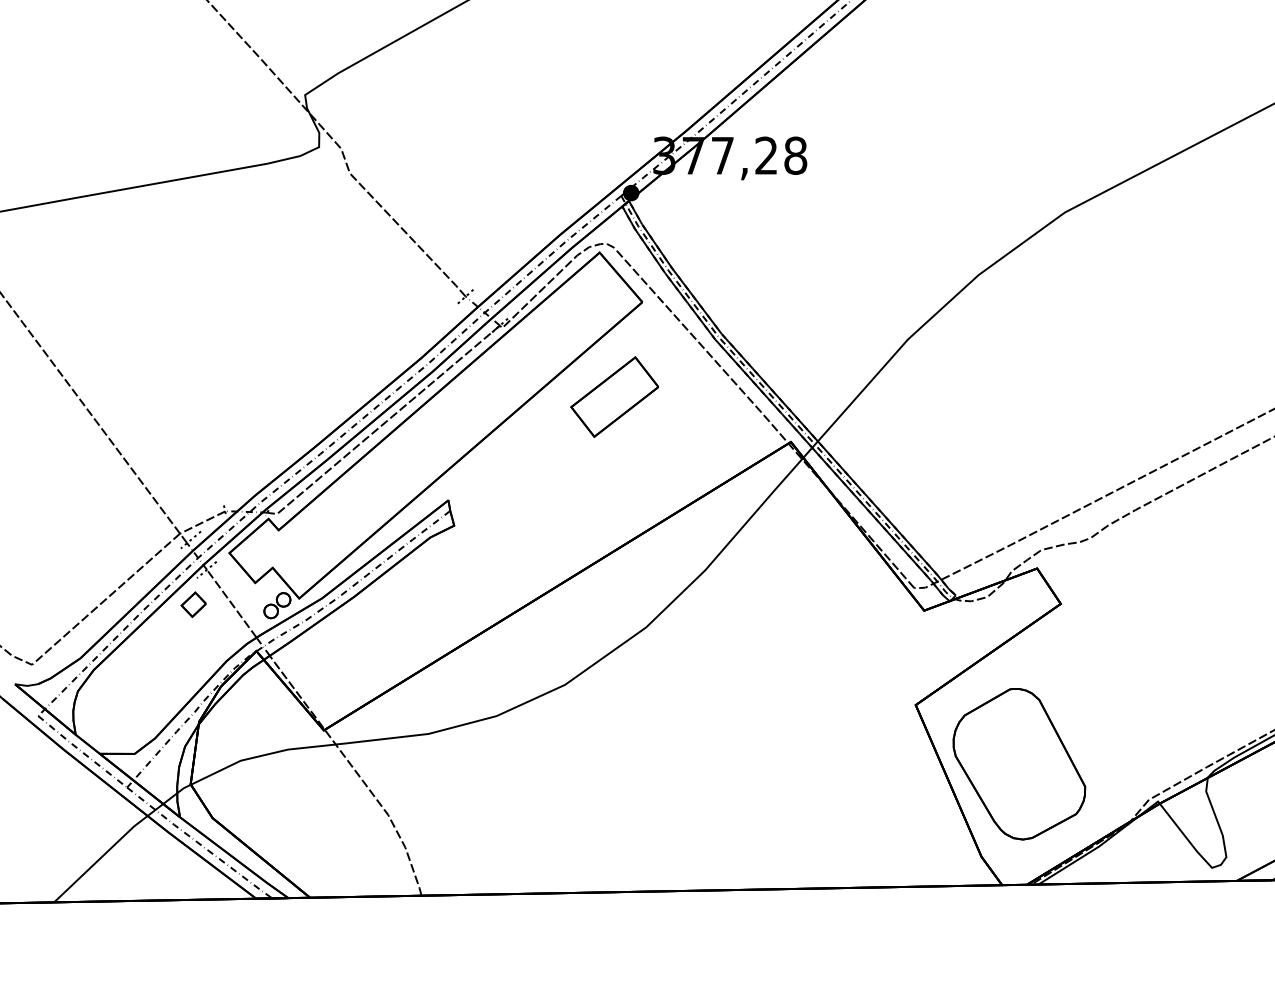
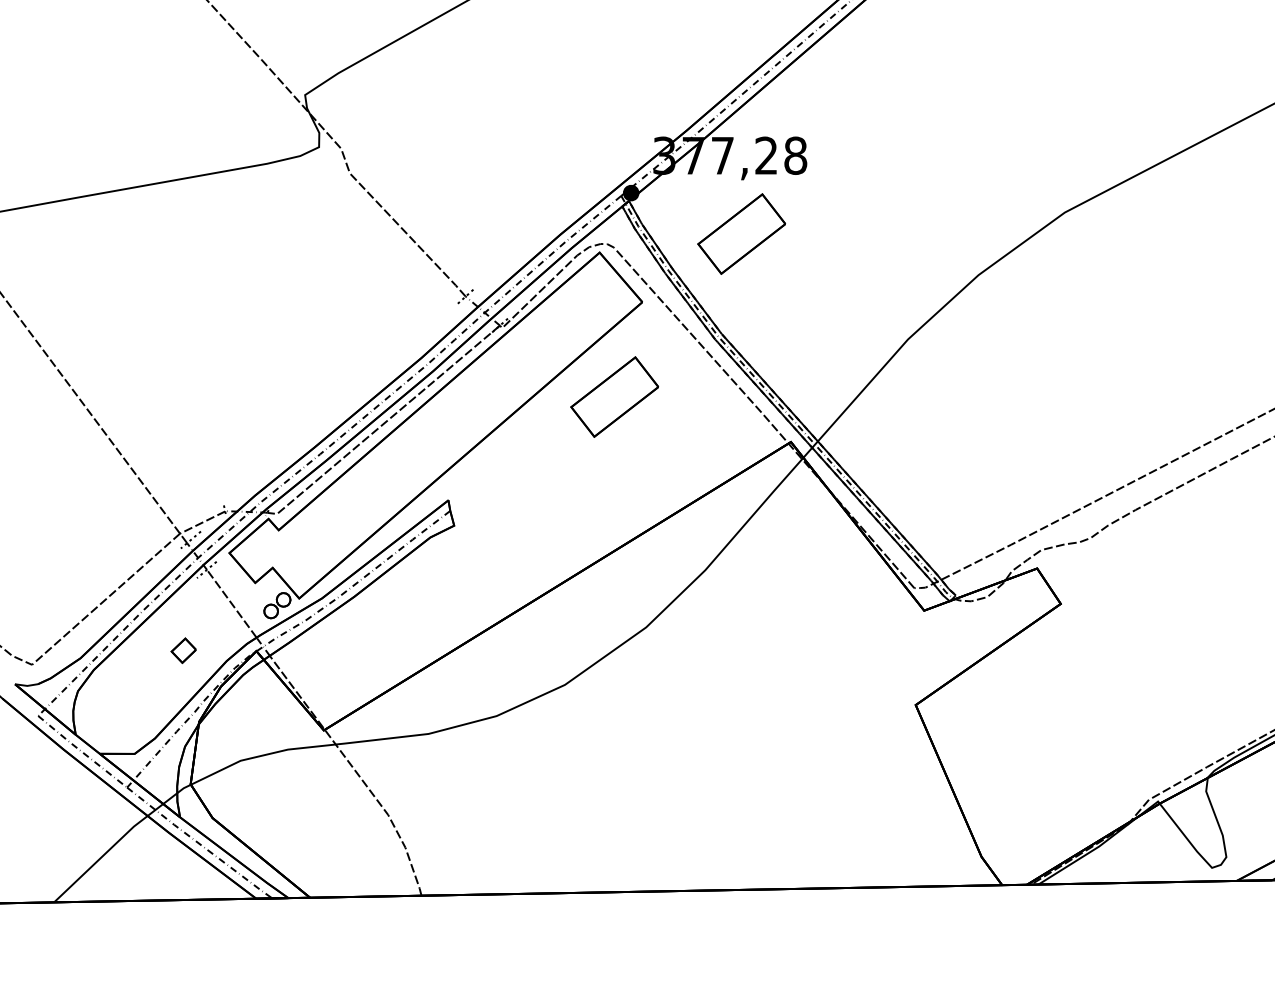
part: none -> present (741, 233)
part position: (193, 604) -> (183, 650) (183, 650)
part: present -> none (1019, 764)
